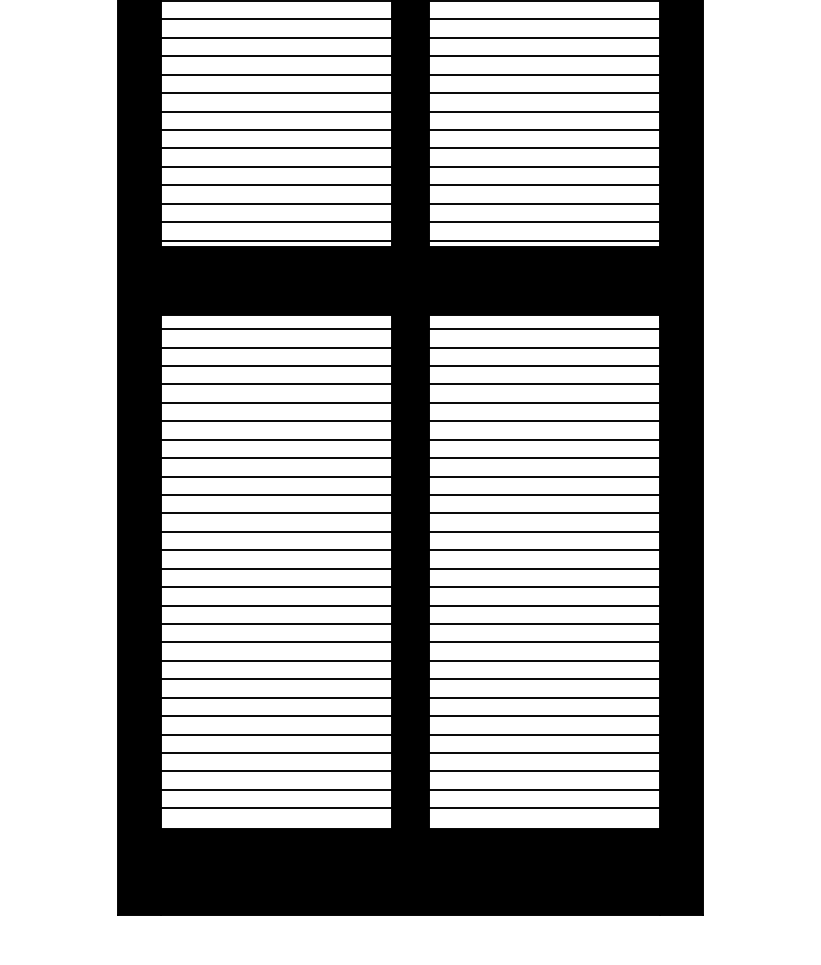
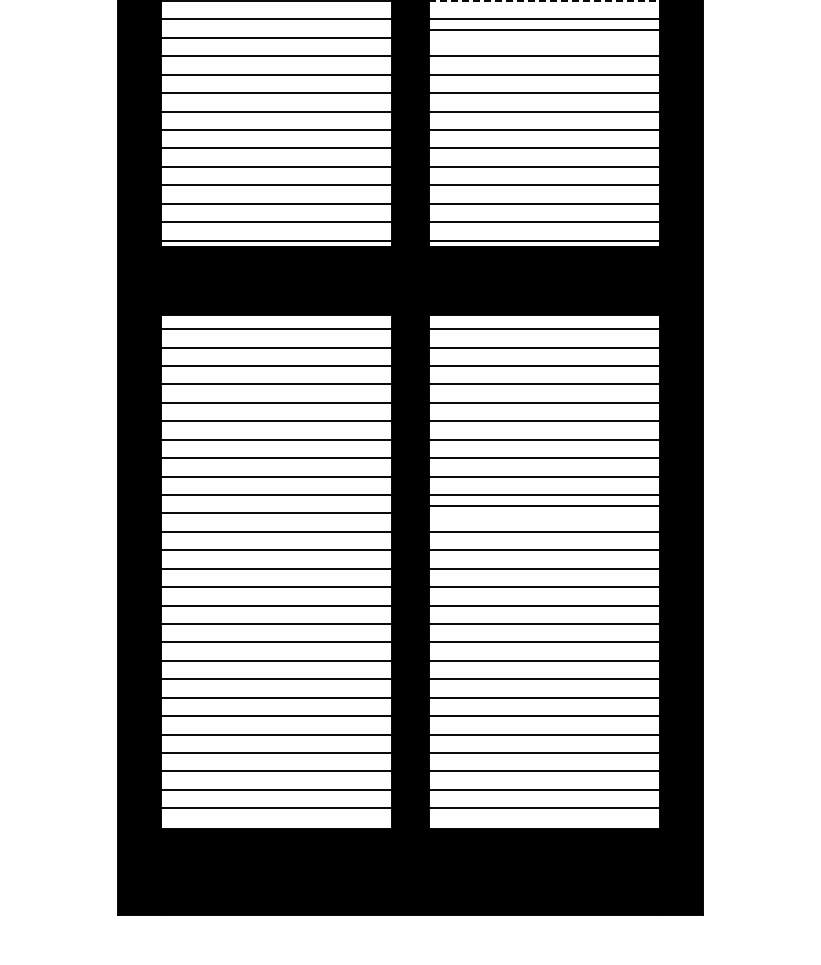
line: solid -> dashed (544, 1)
line position: (544, 37) -> (544, 29) (544, 29)
line position: (544, 513) -> (544, 506) (544, 506)
